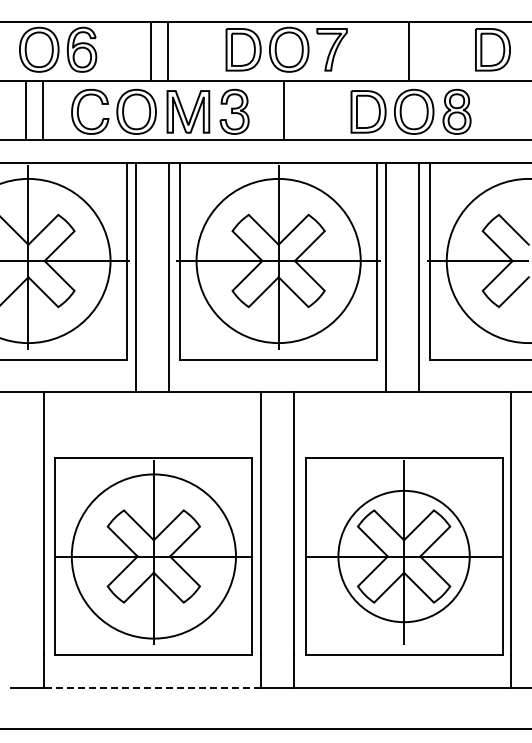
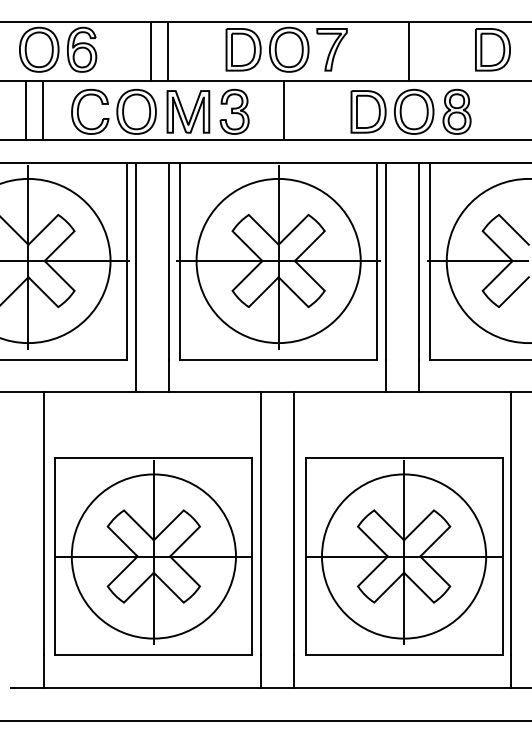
circle diameter: 131 px -> 164 px (404, 556)
line: dashed -> solid (152, 687)
line position: (265, 728) -> (265, 720) (265, 720)
